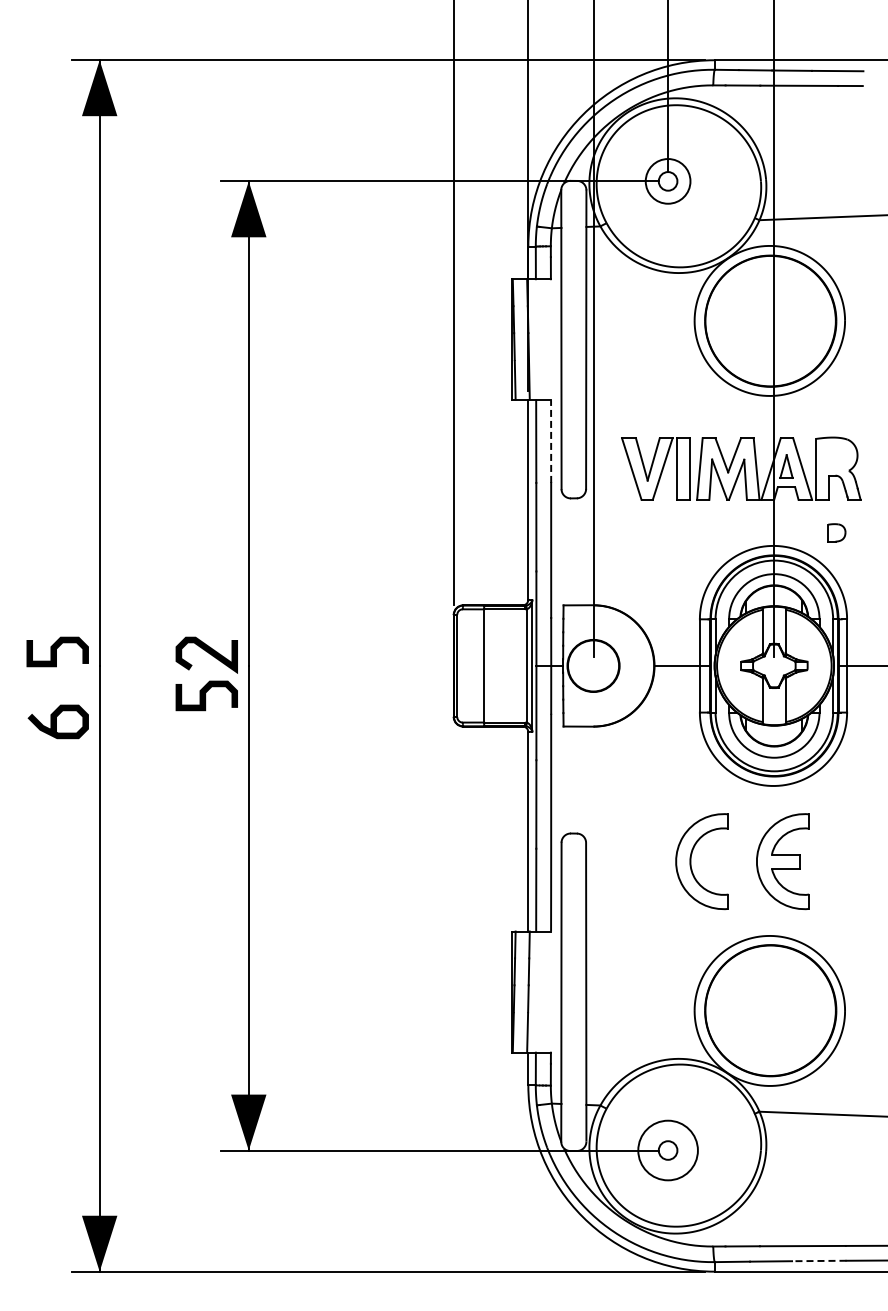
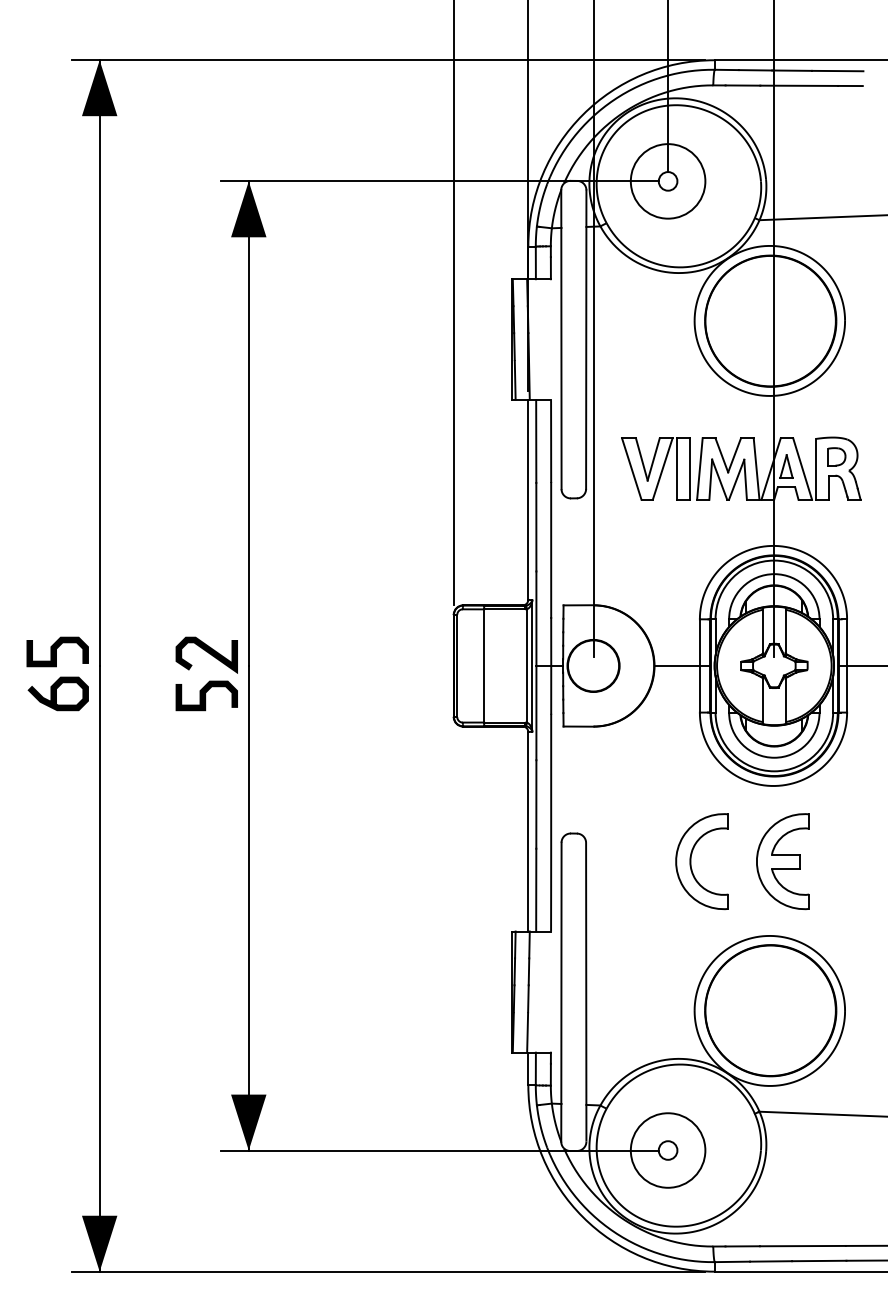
circle diameter: 45 px -> 75 px (667, 181)
line: dashed -> solid (551, 440)
part position: (836, 532) -> (836, 456) (836, 456)
curve position: (56, 721) -> (56, 693) (56, 693)
circle diameter: 60 px -> 75 px (667, 1150)
line: dashed -> solid (818, 1260)
